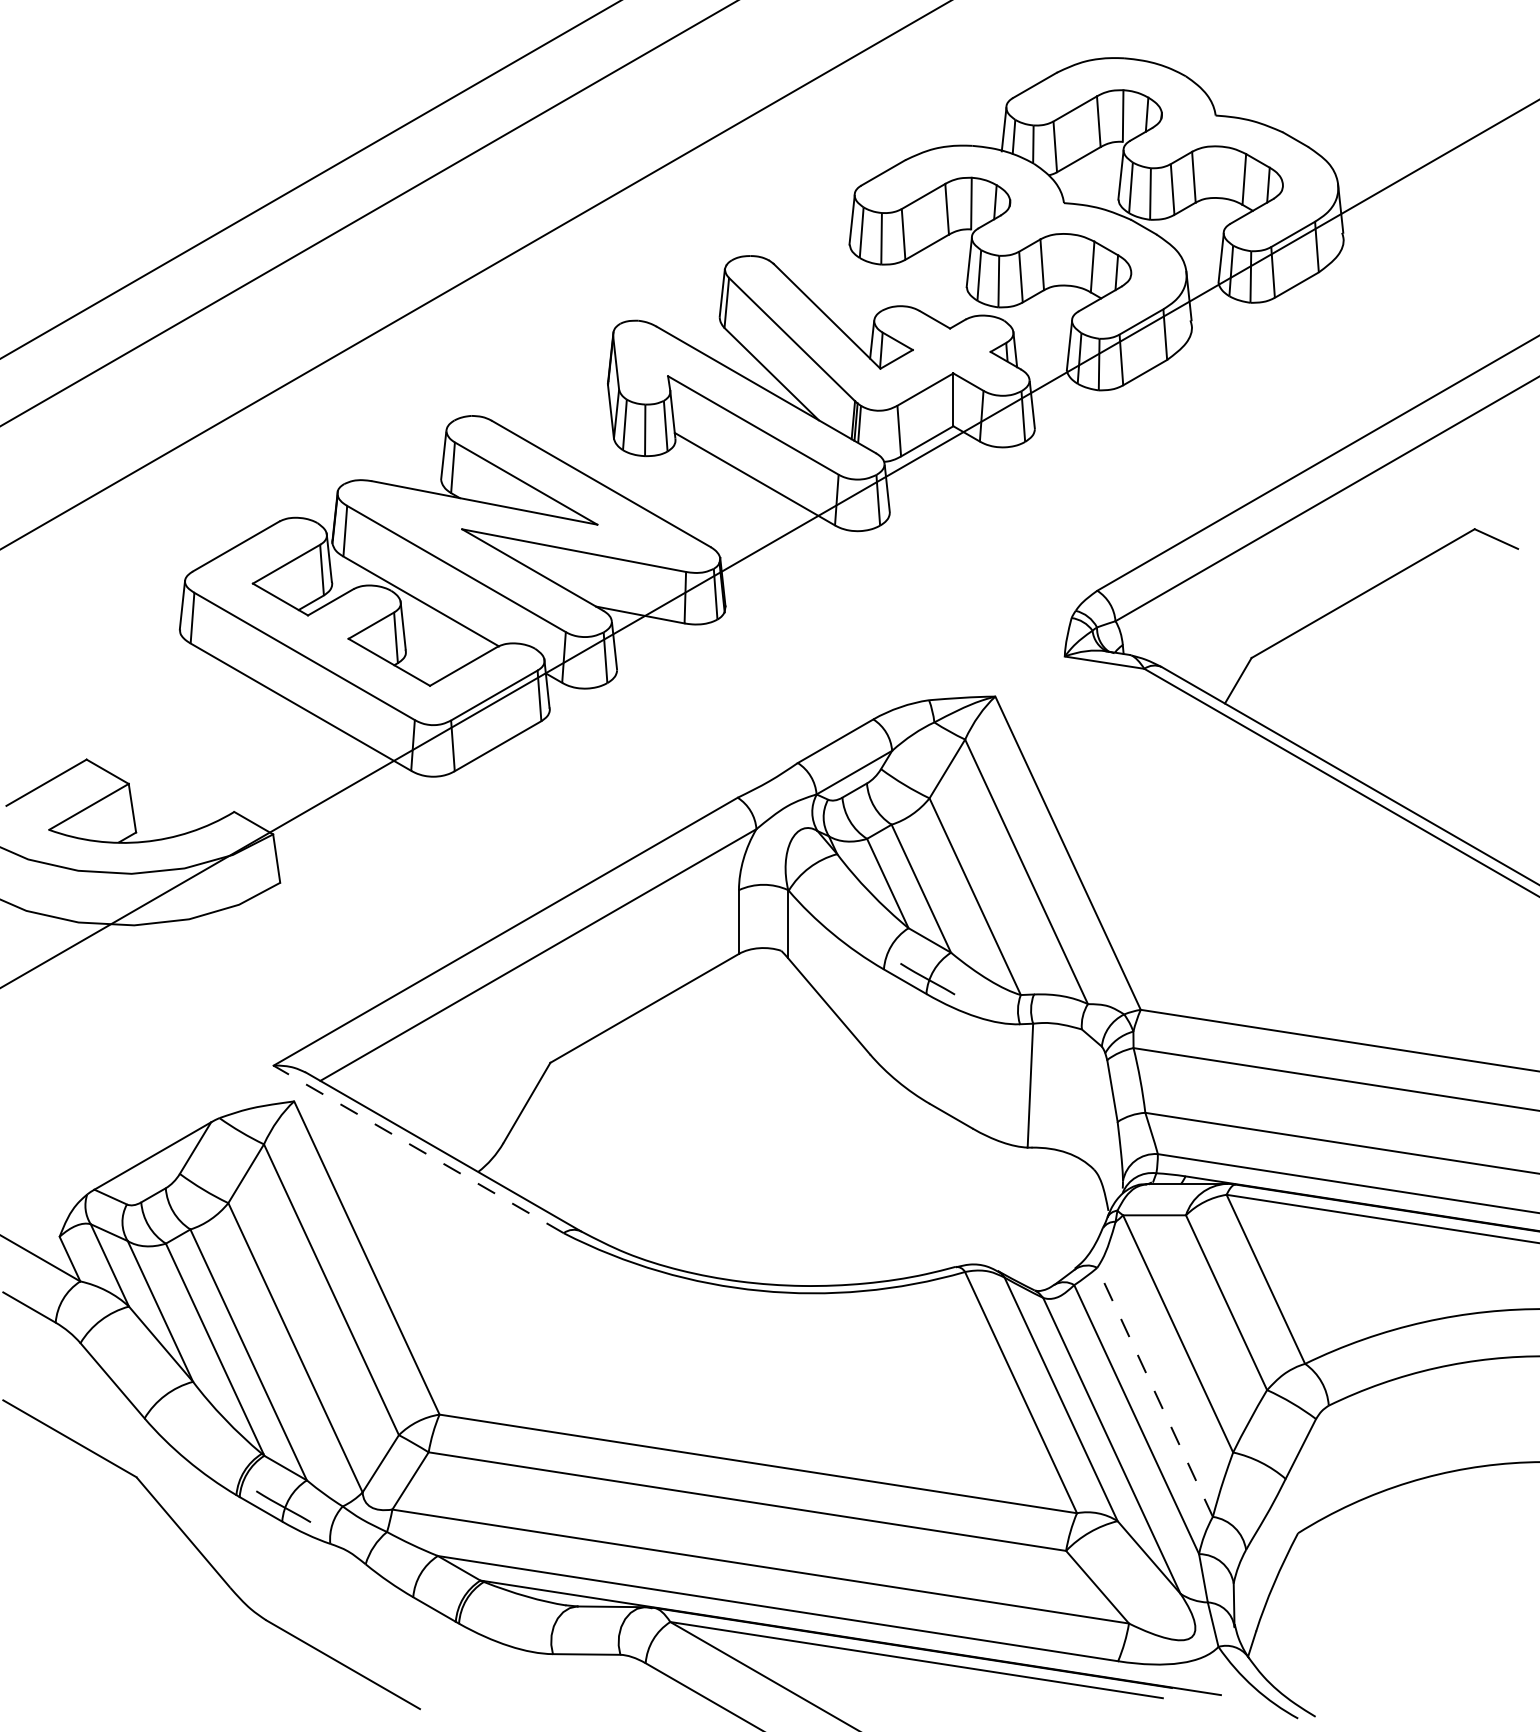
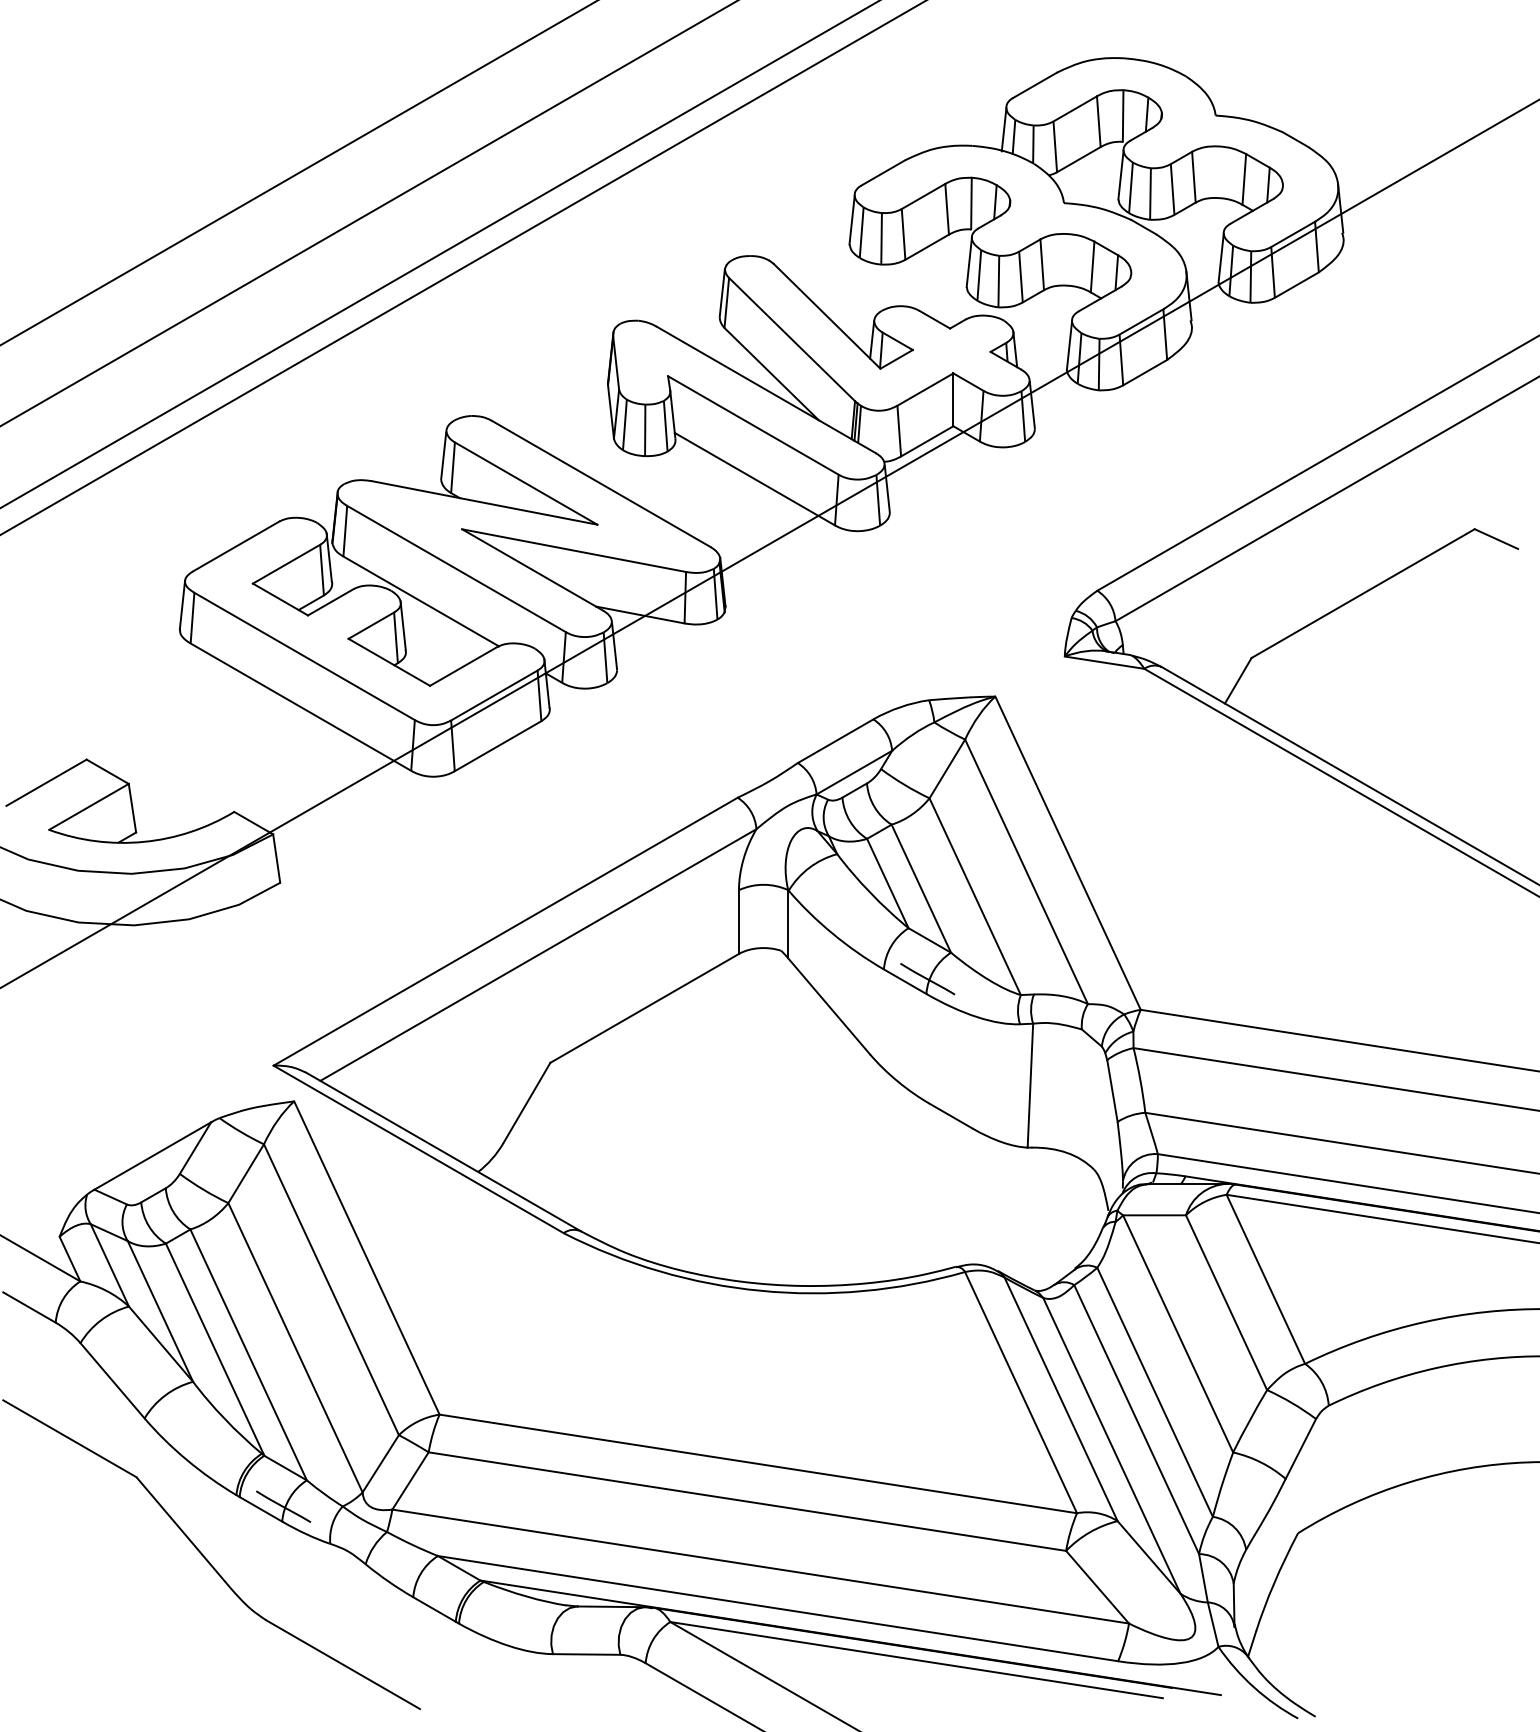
line position: (310, 179) -> (298, 173) (298, 173)
line: none -> present (439, 254)
line position: (475, 275) -> (462, 267) (462, 267)
line: dashed -> solid (418, 1149)
line: dashed -> solid (1154, 1391)
